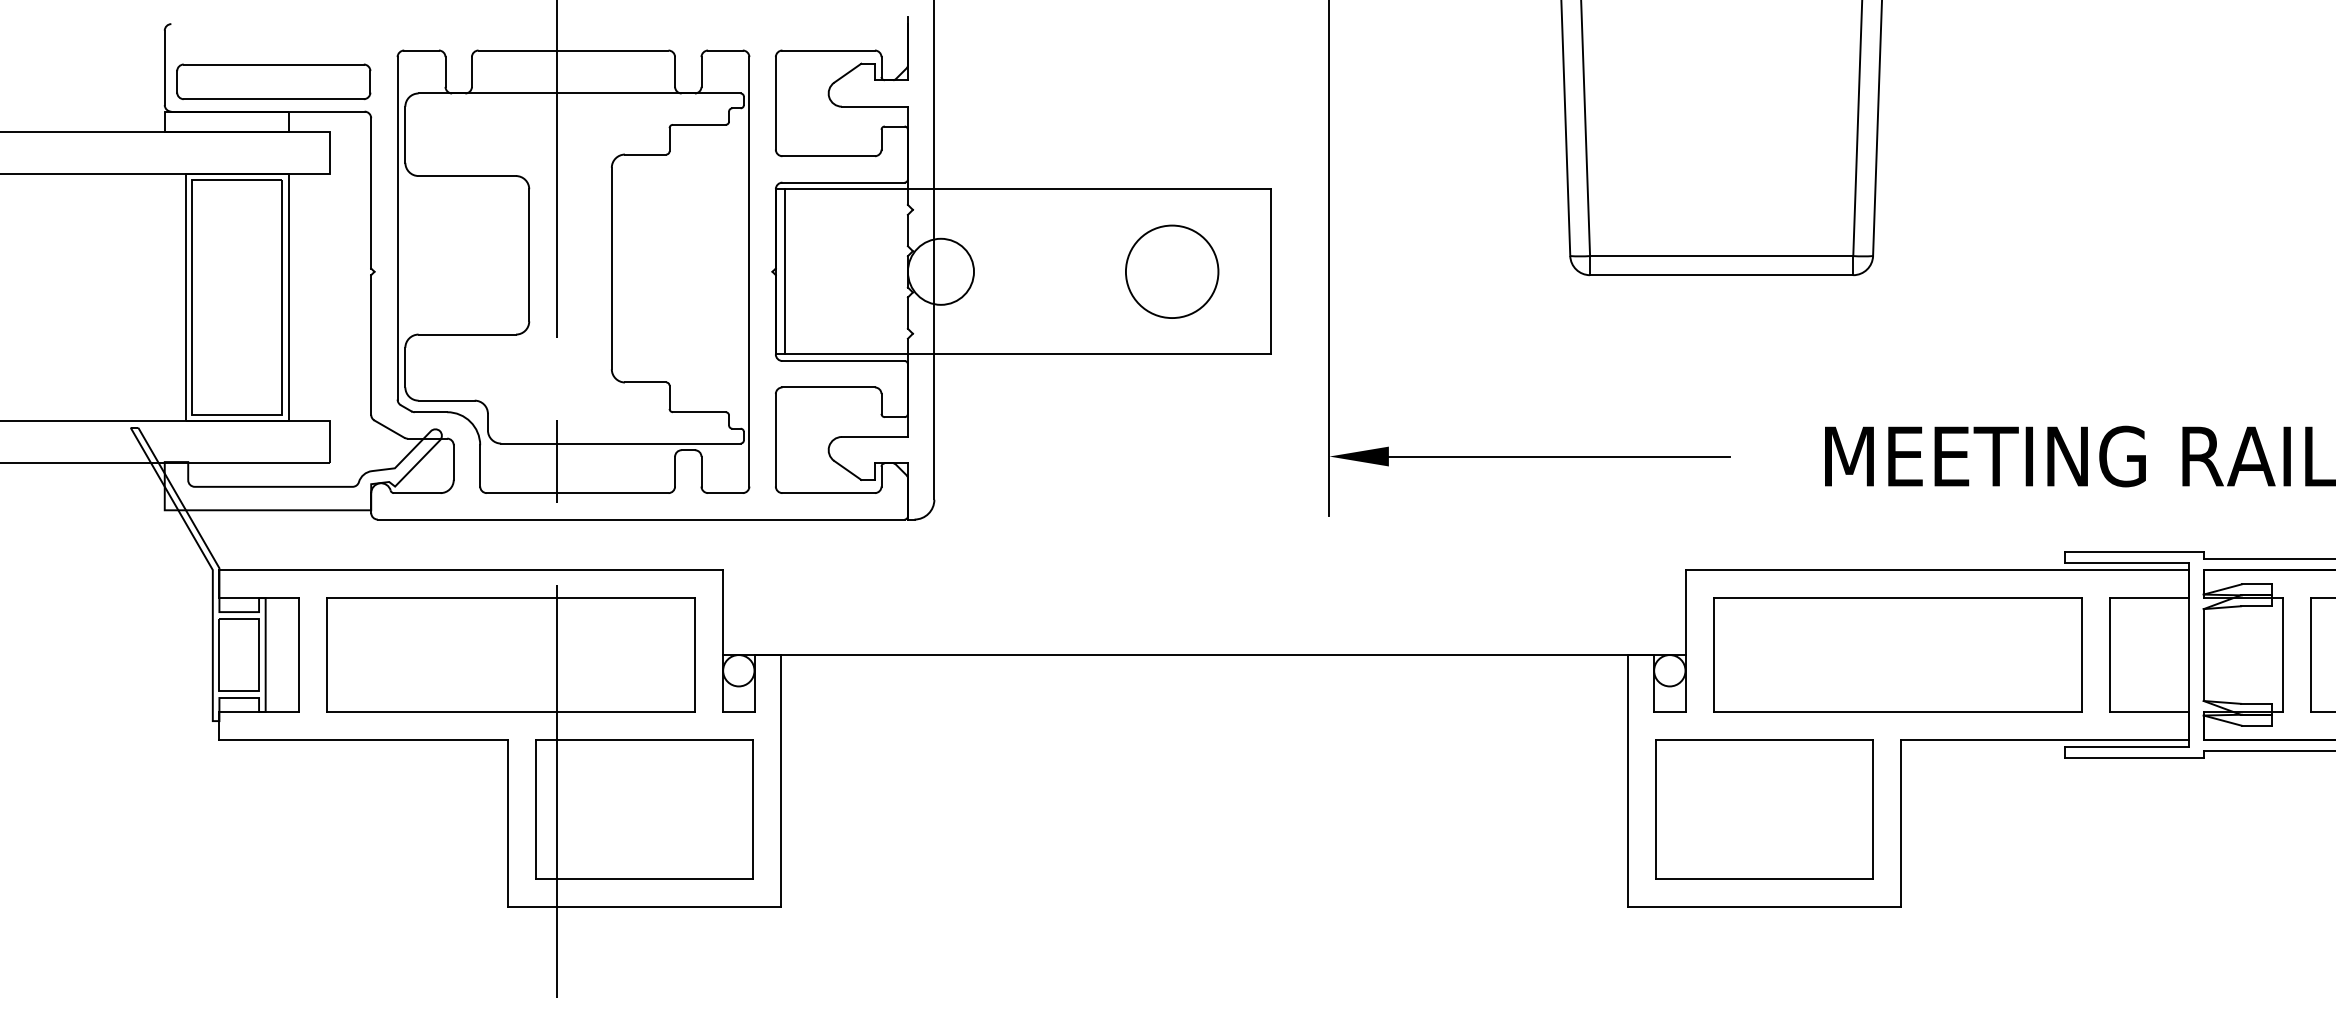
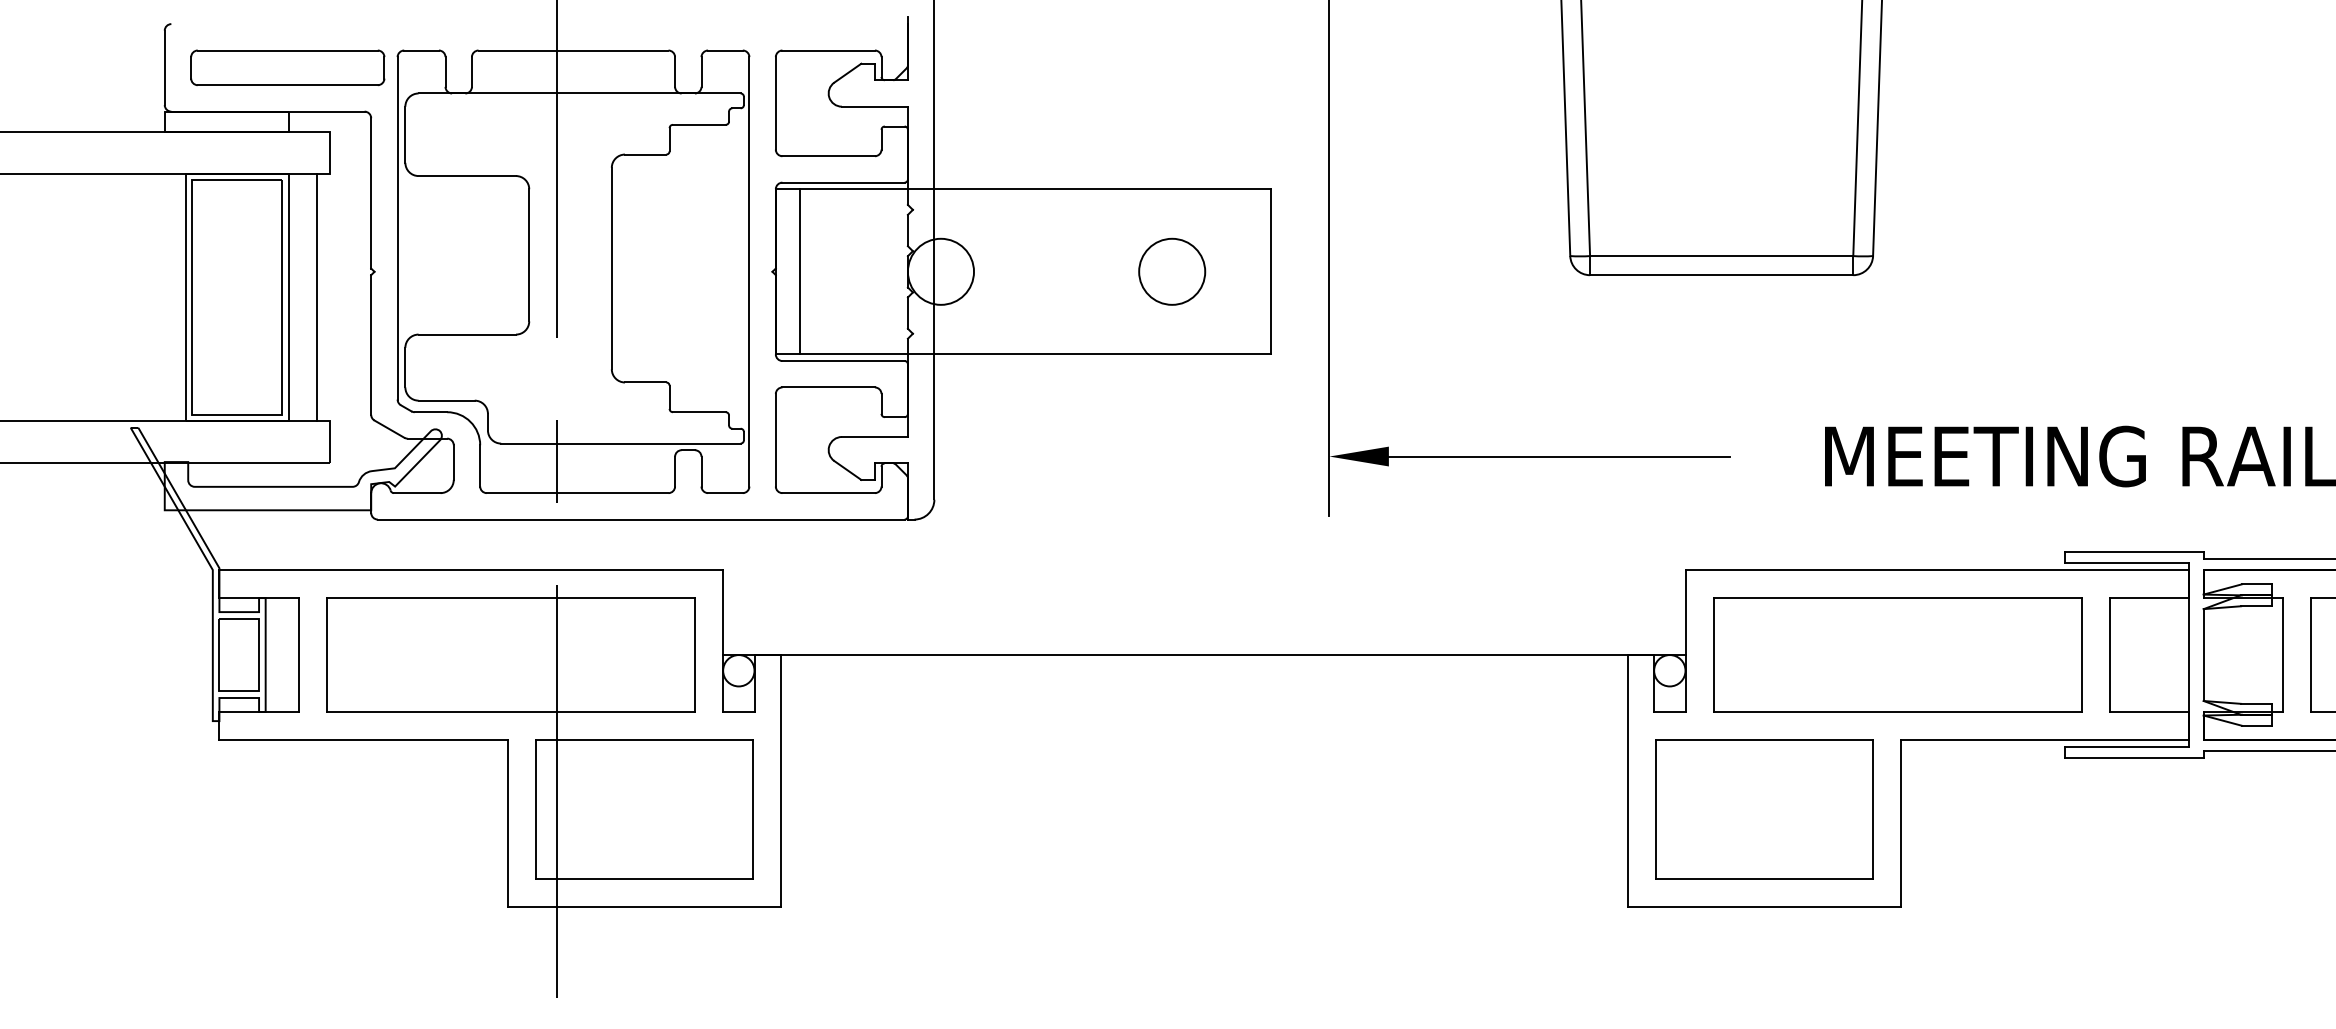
part position: (273, 81) -> (287, 67) (287, 67)
line position: (785, 271) -> (800, 271) (800, 271)
circle diameter: 92 px -> 66 px (1172, 271)
line: none -> present (316, 297)
